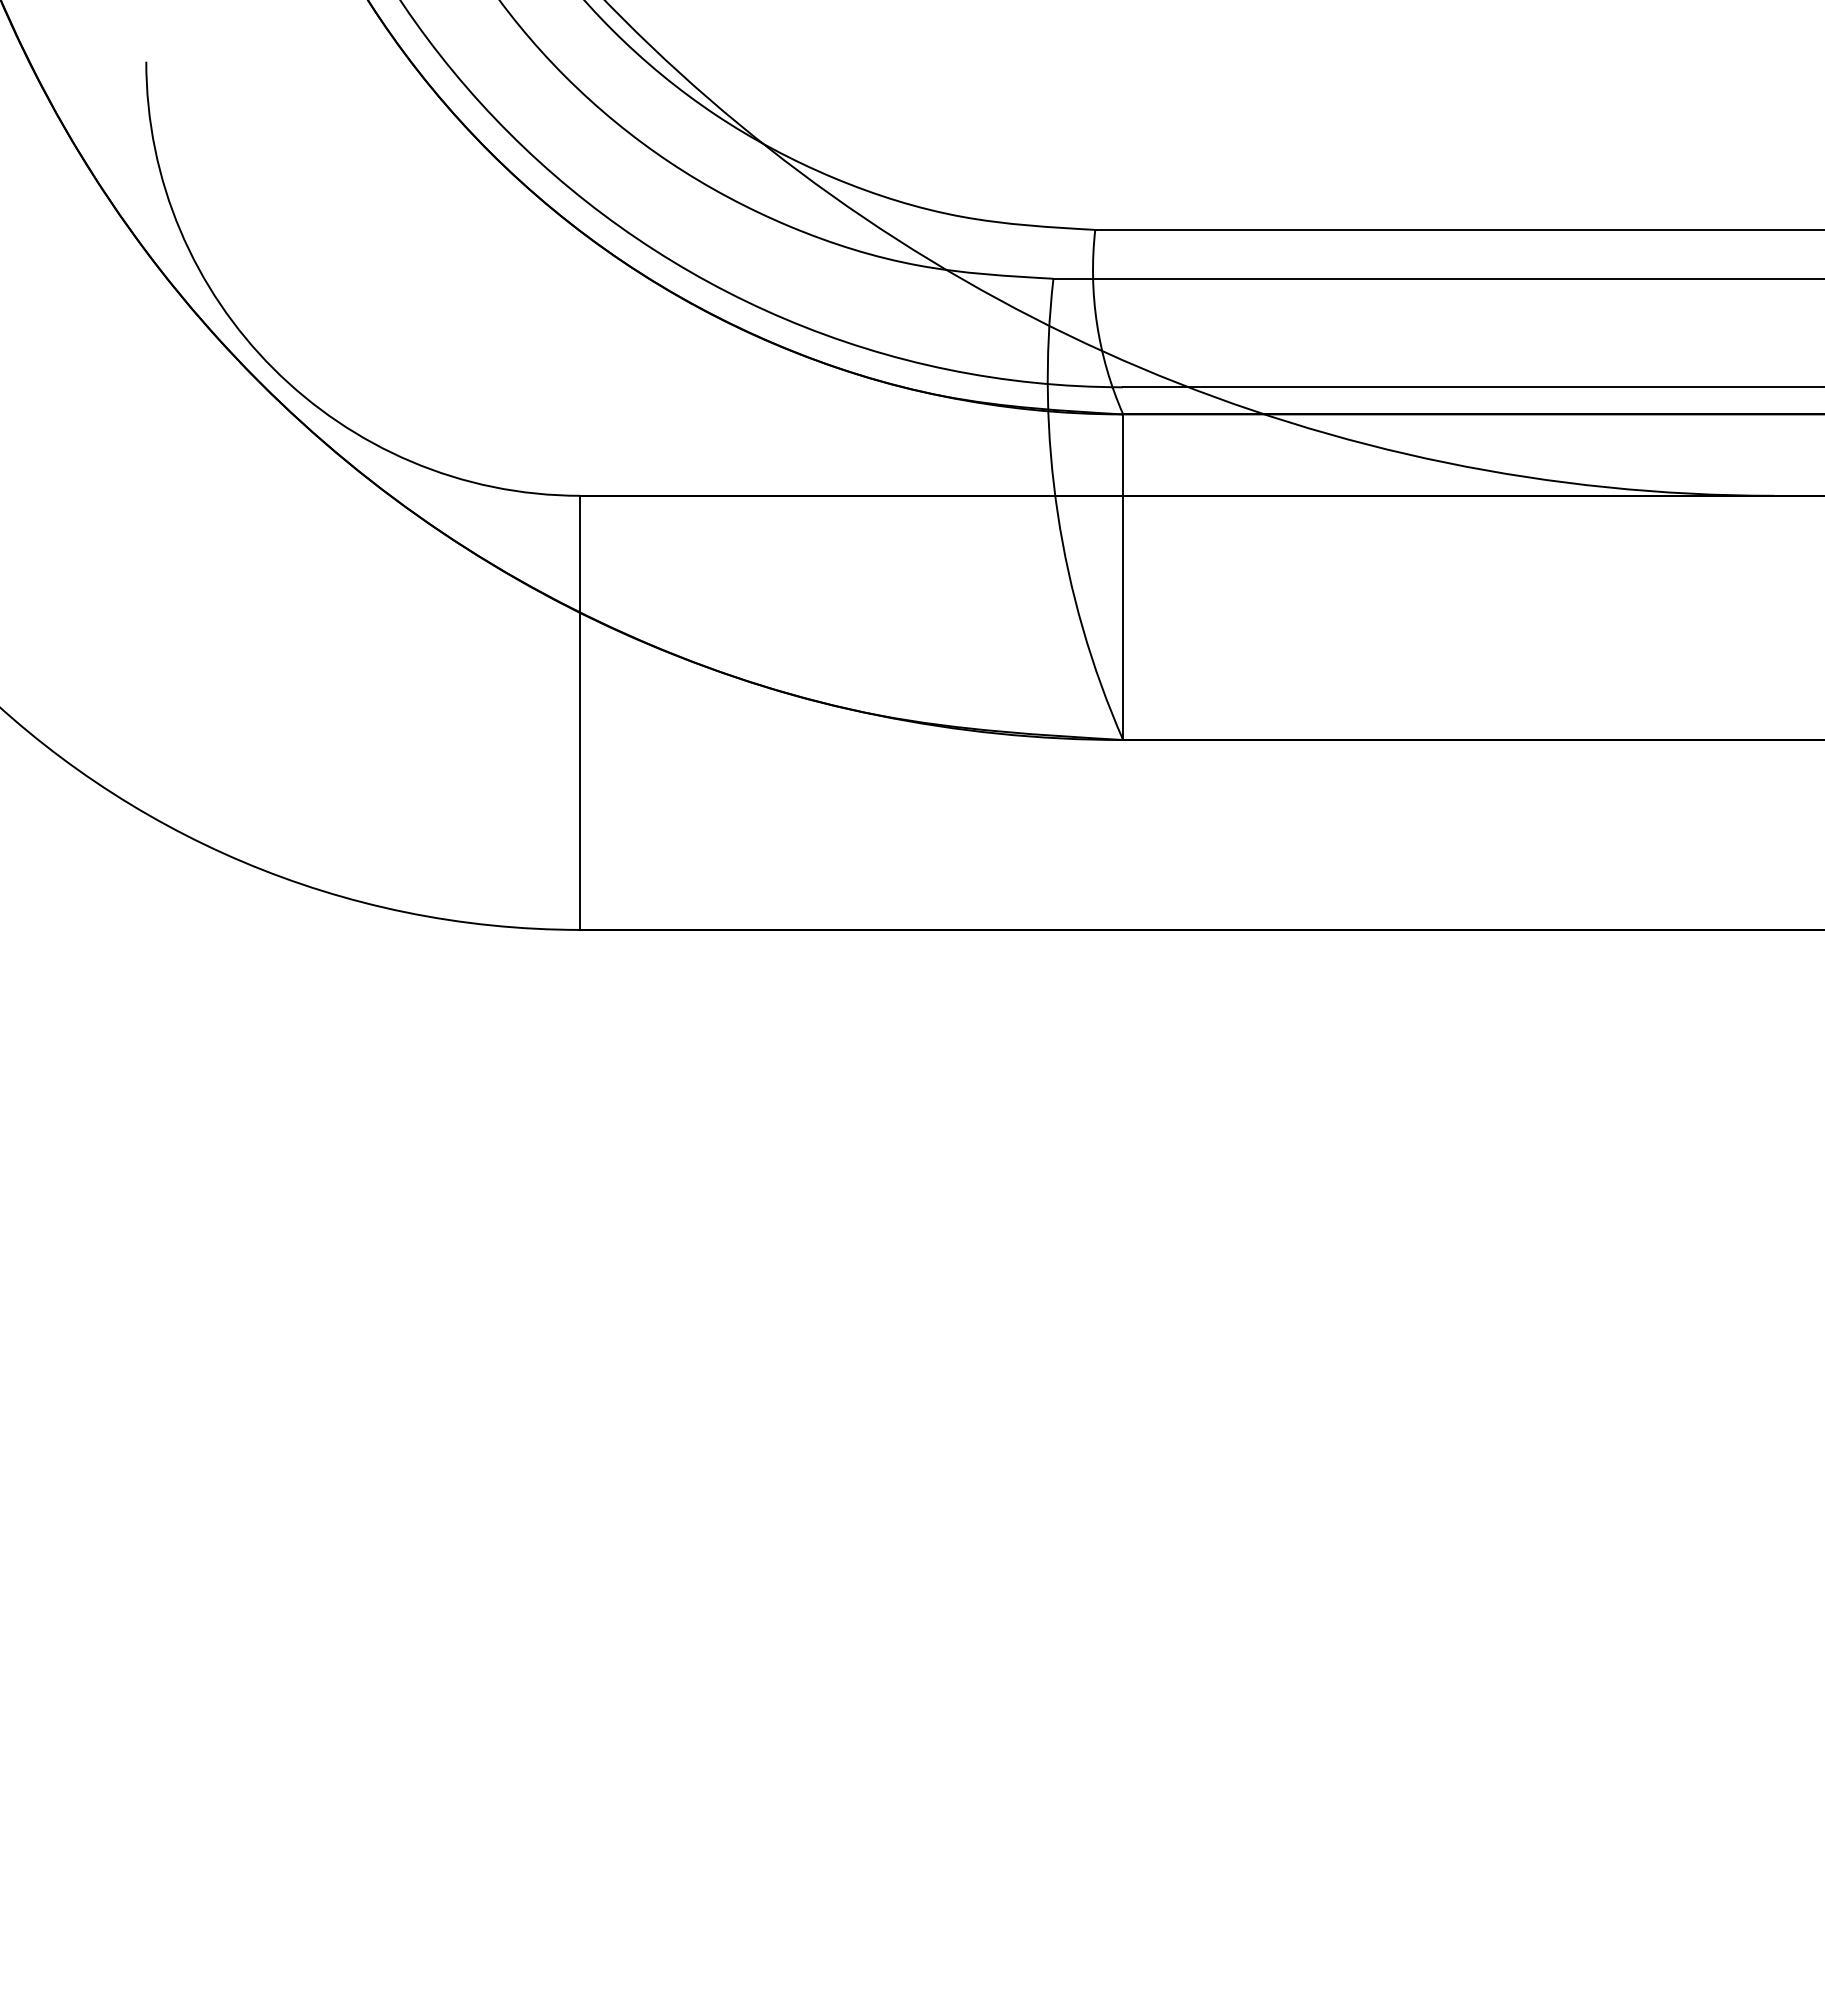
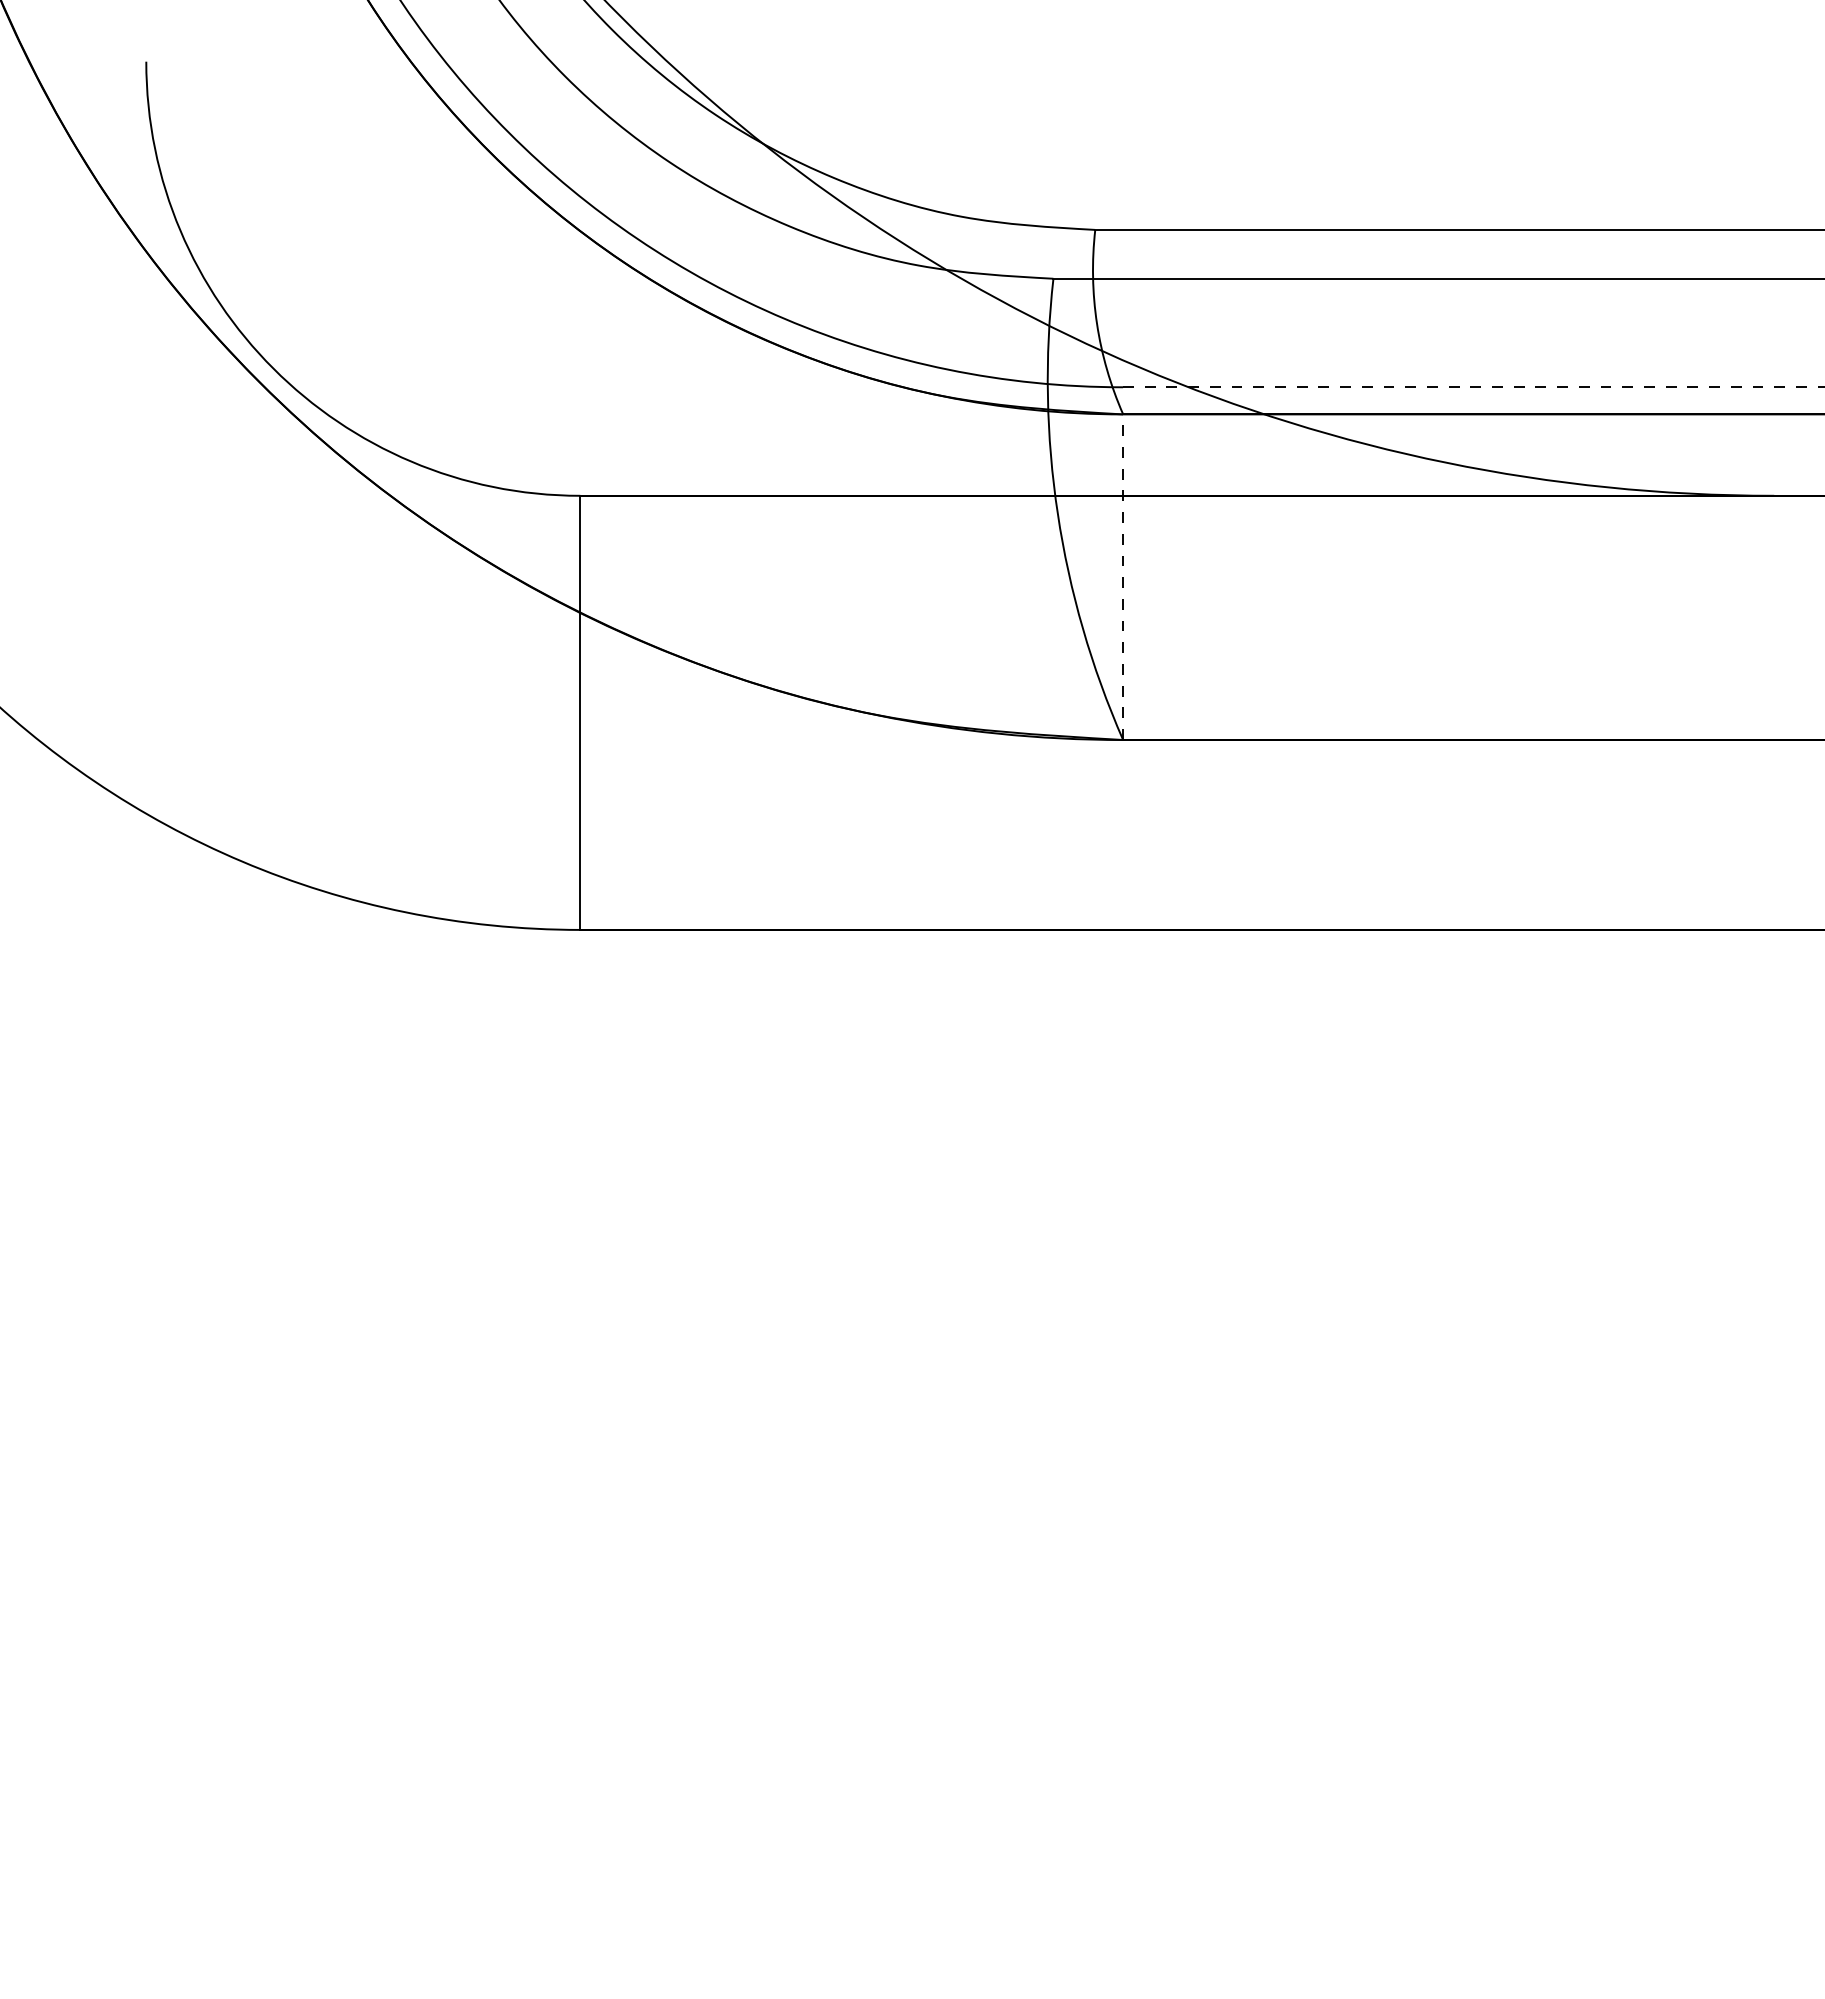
line: solid -> dashed (1473, 387)
line: solid -> dashed (1123, 577)
